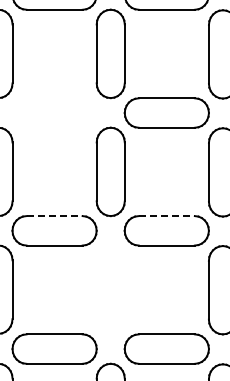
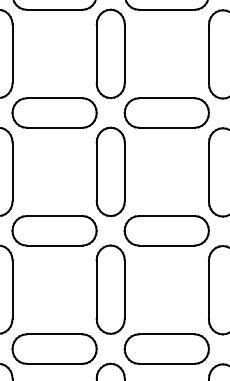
part: none -> present (54, 112)
line: dashed -> solid (55, 216)
line: dashed -> solid (167, 216)
part: none -> present (110, 289)
